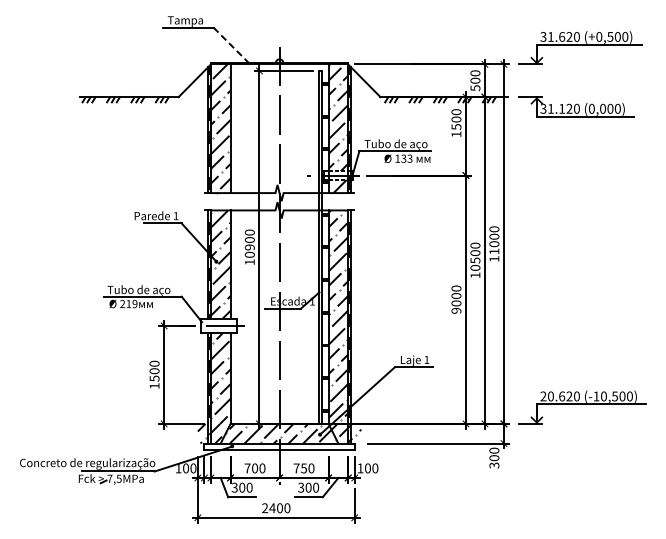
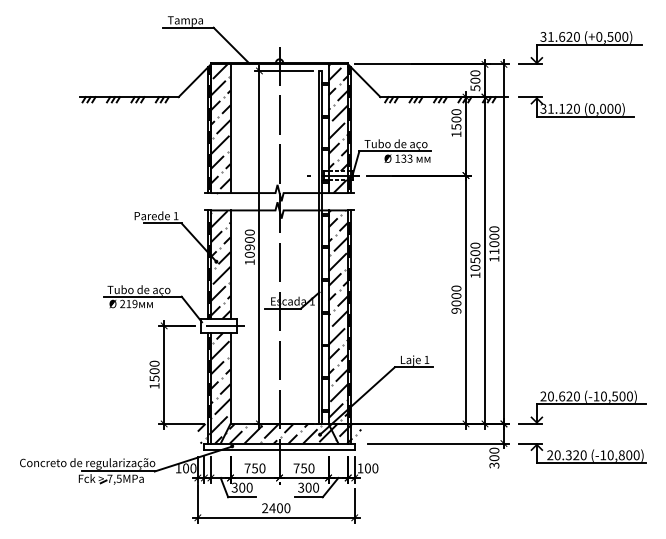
line: dashed -> solid (231, 45)
part: none -> present (582, 453)
text: 700 -> 750 (255, 468)
